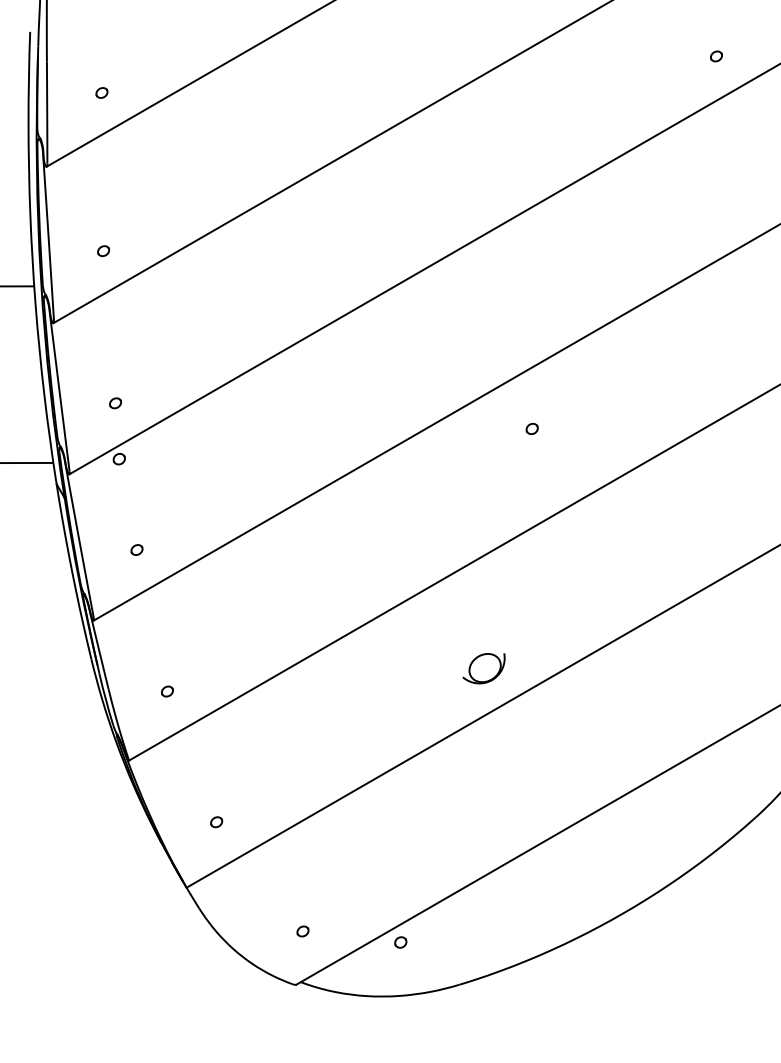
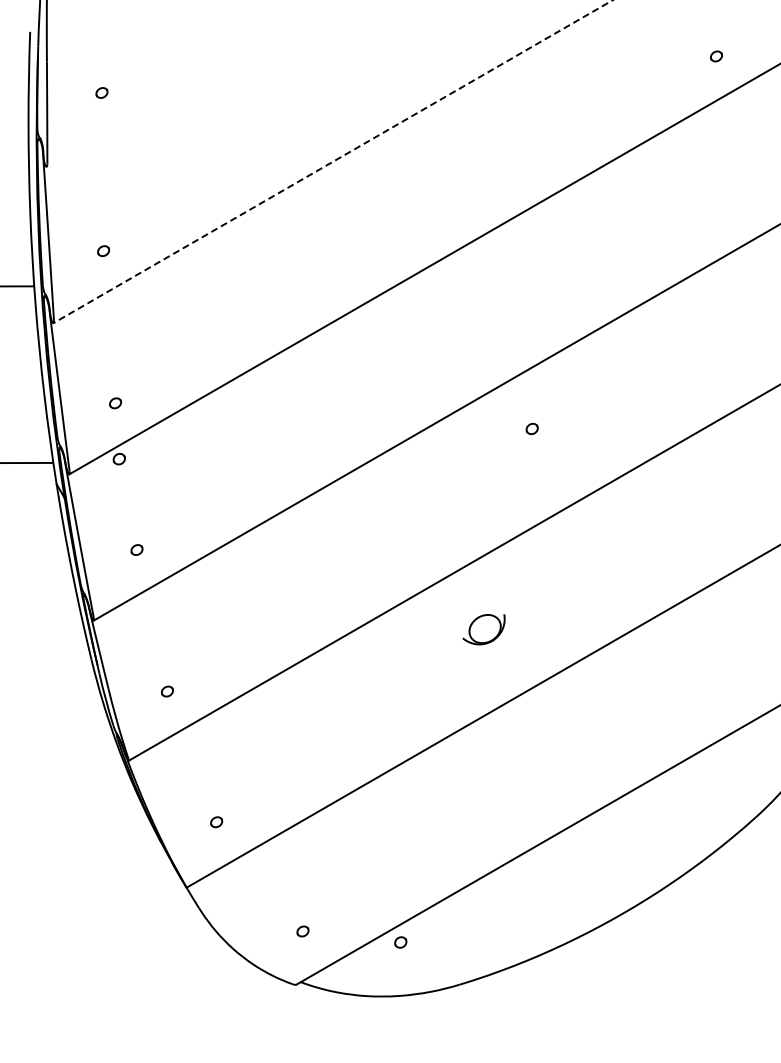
line: present -> none (188, 84)
line: solid -> dashed (333, 161)
part position: (483, 668) -> (483, 629) (483, 629)
